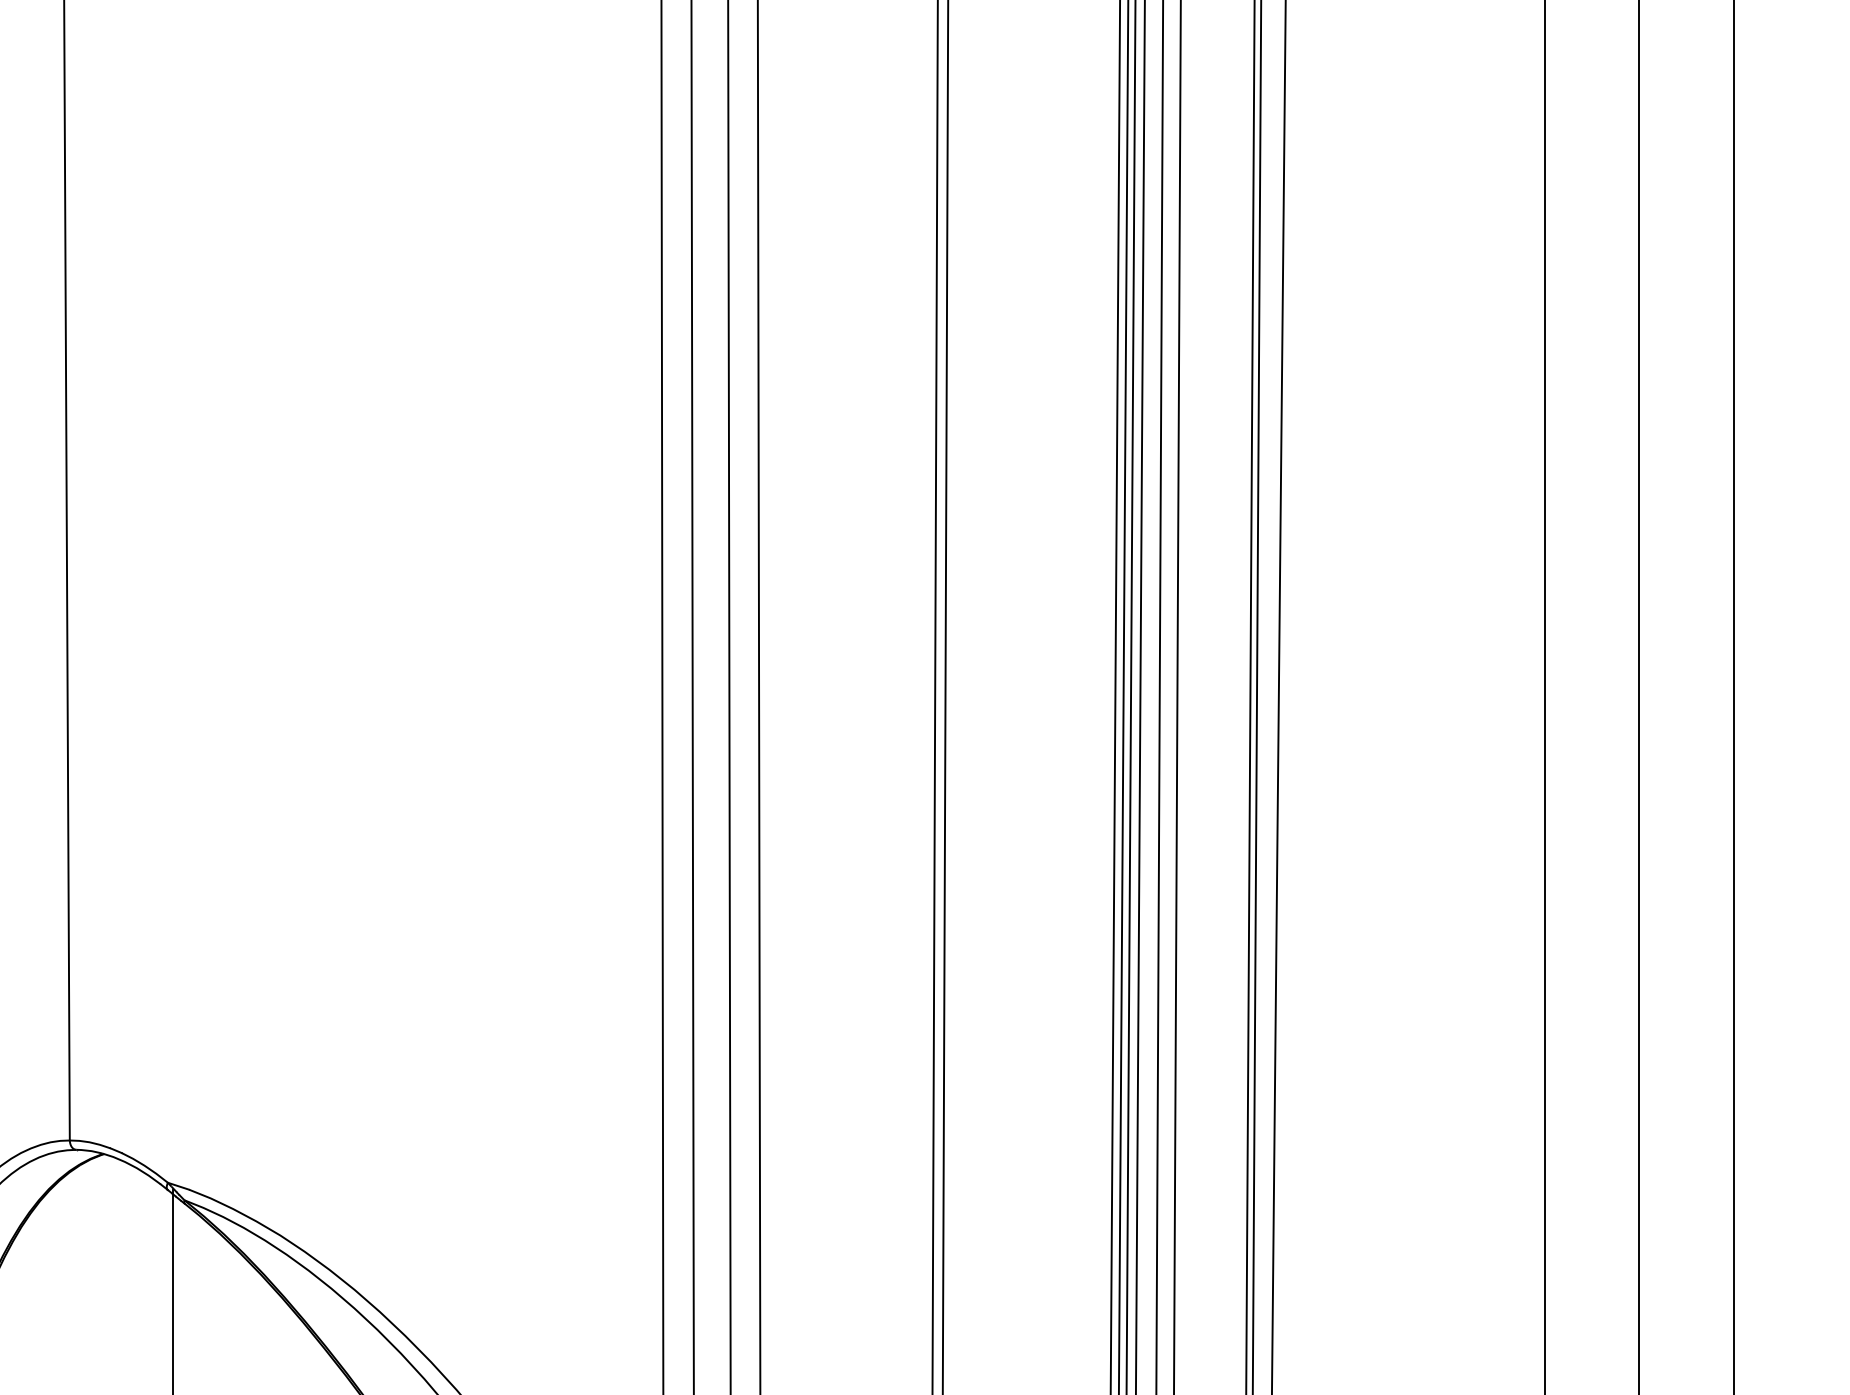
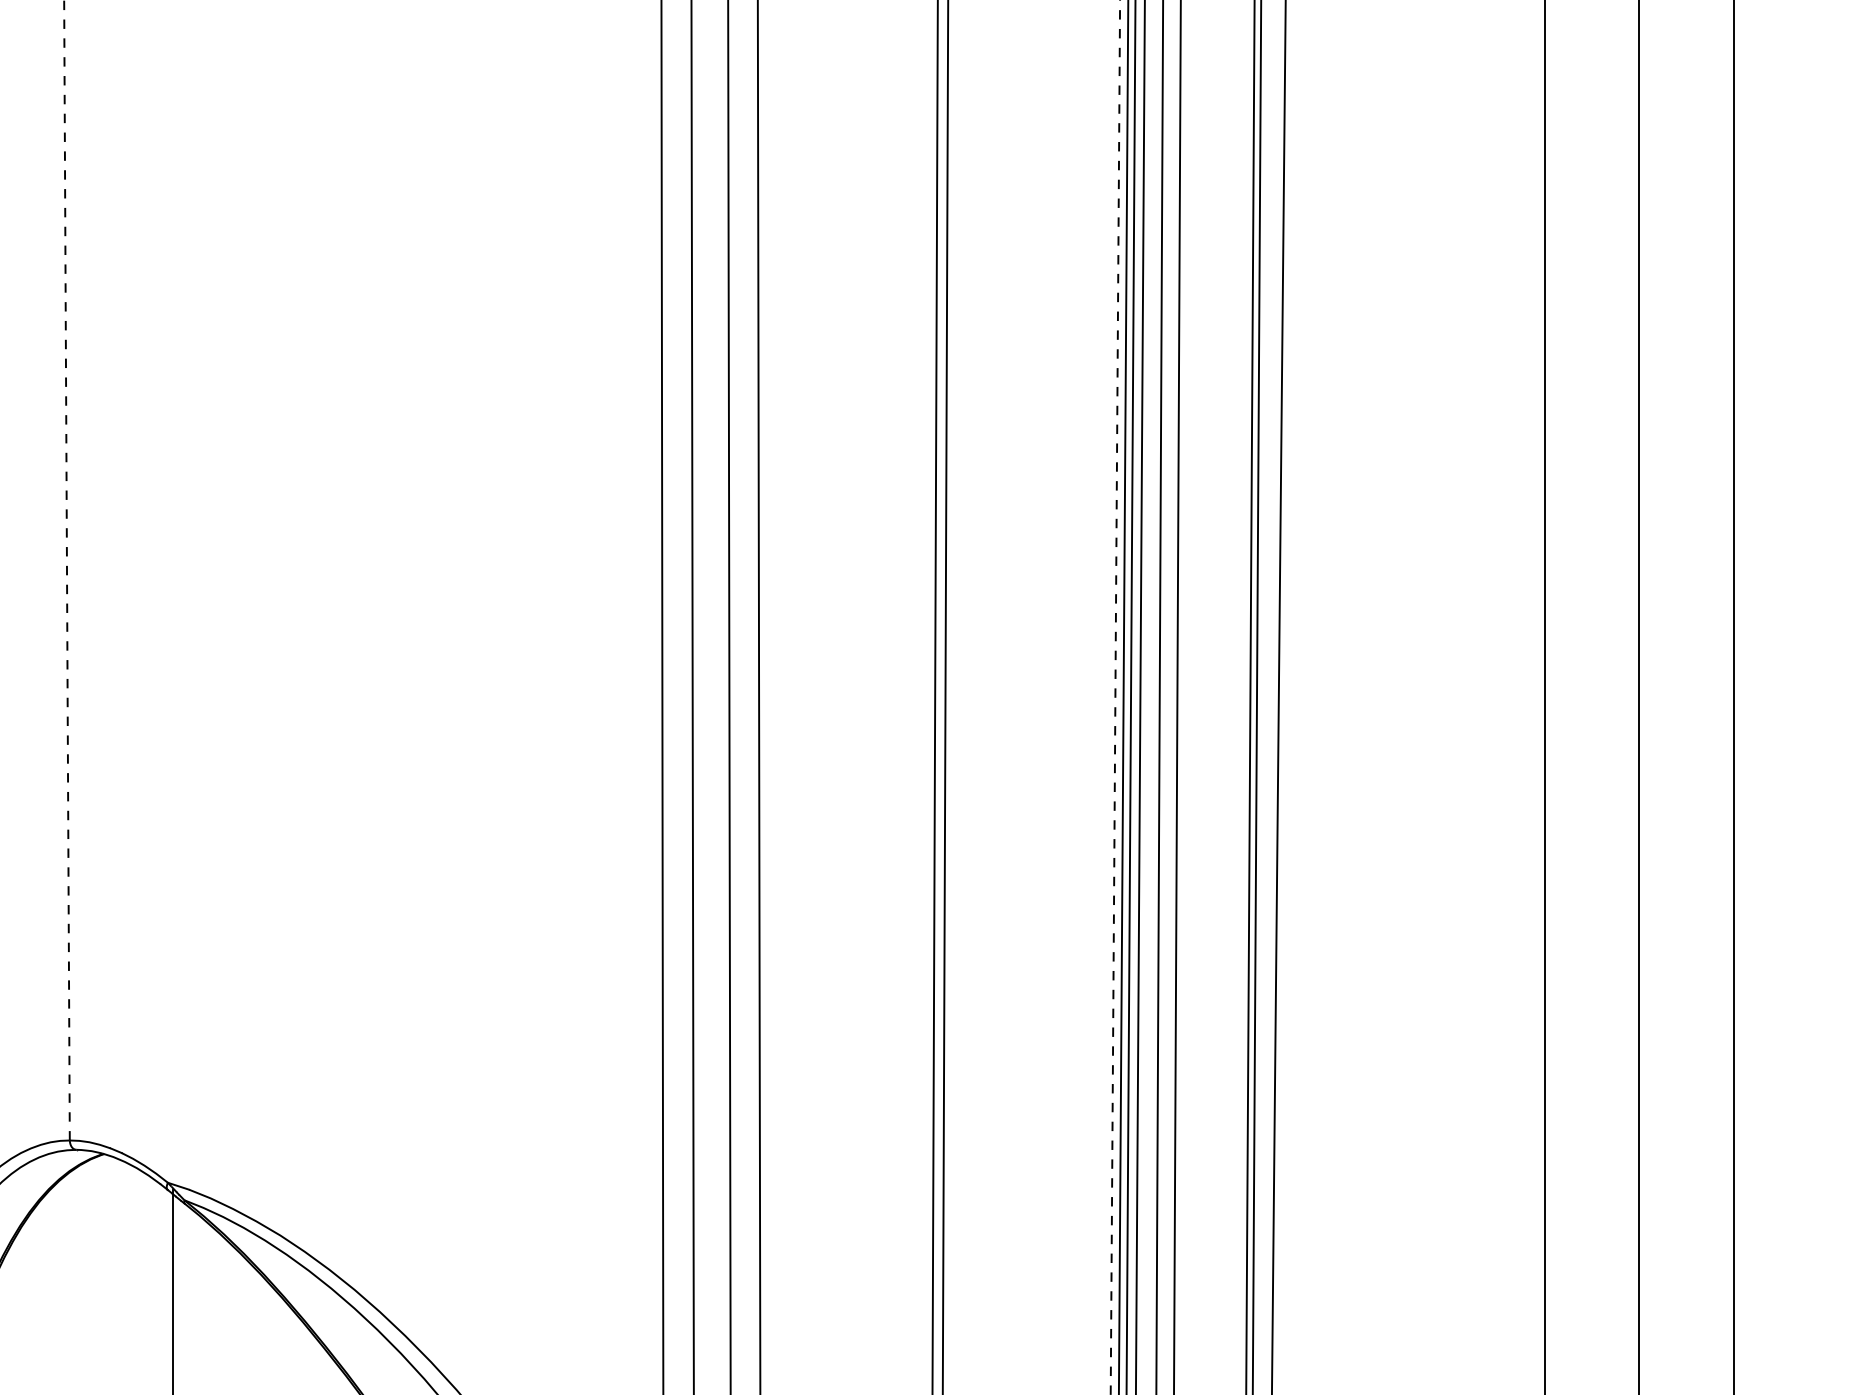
line: solid -> dashed (67, 569)
line: solid -> dashed (1115, 697)
